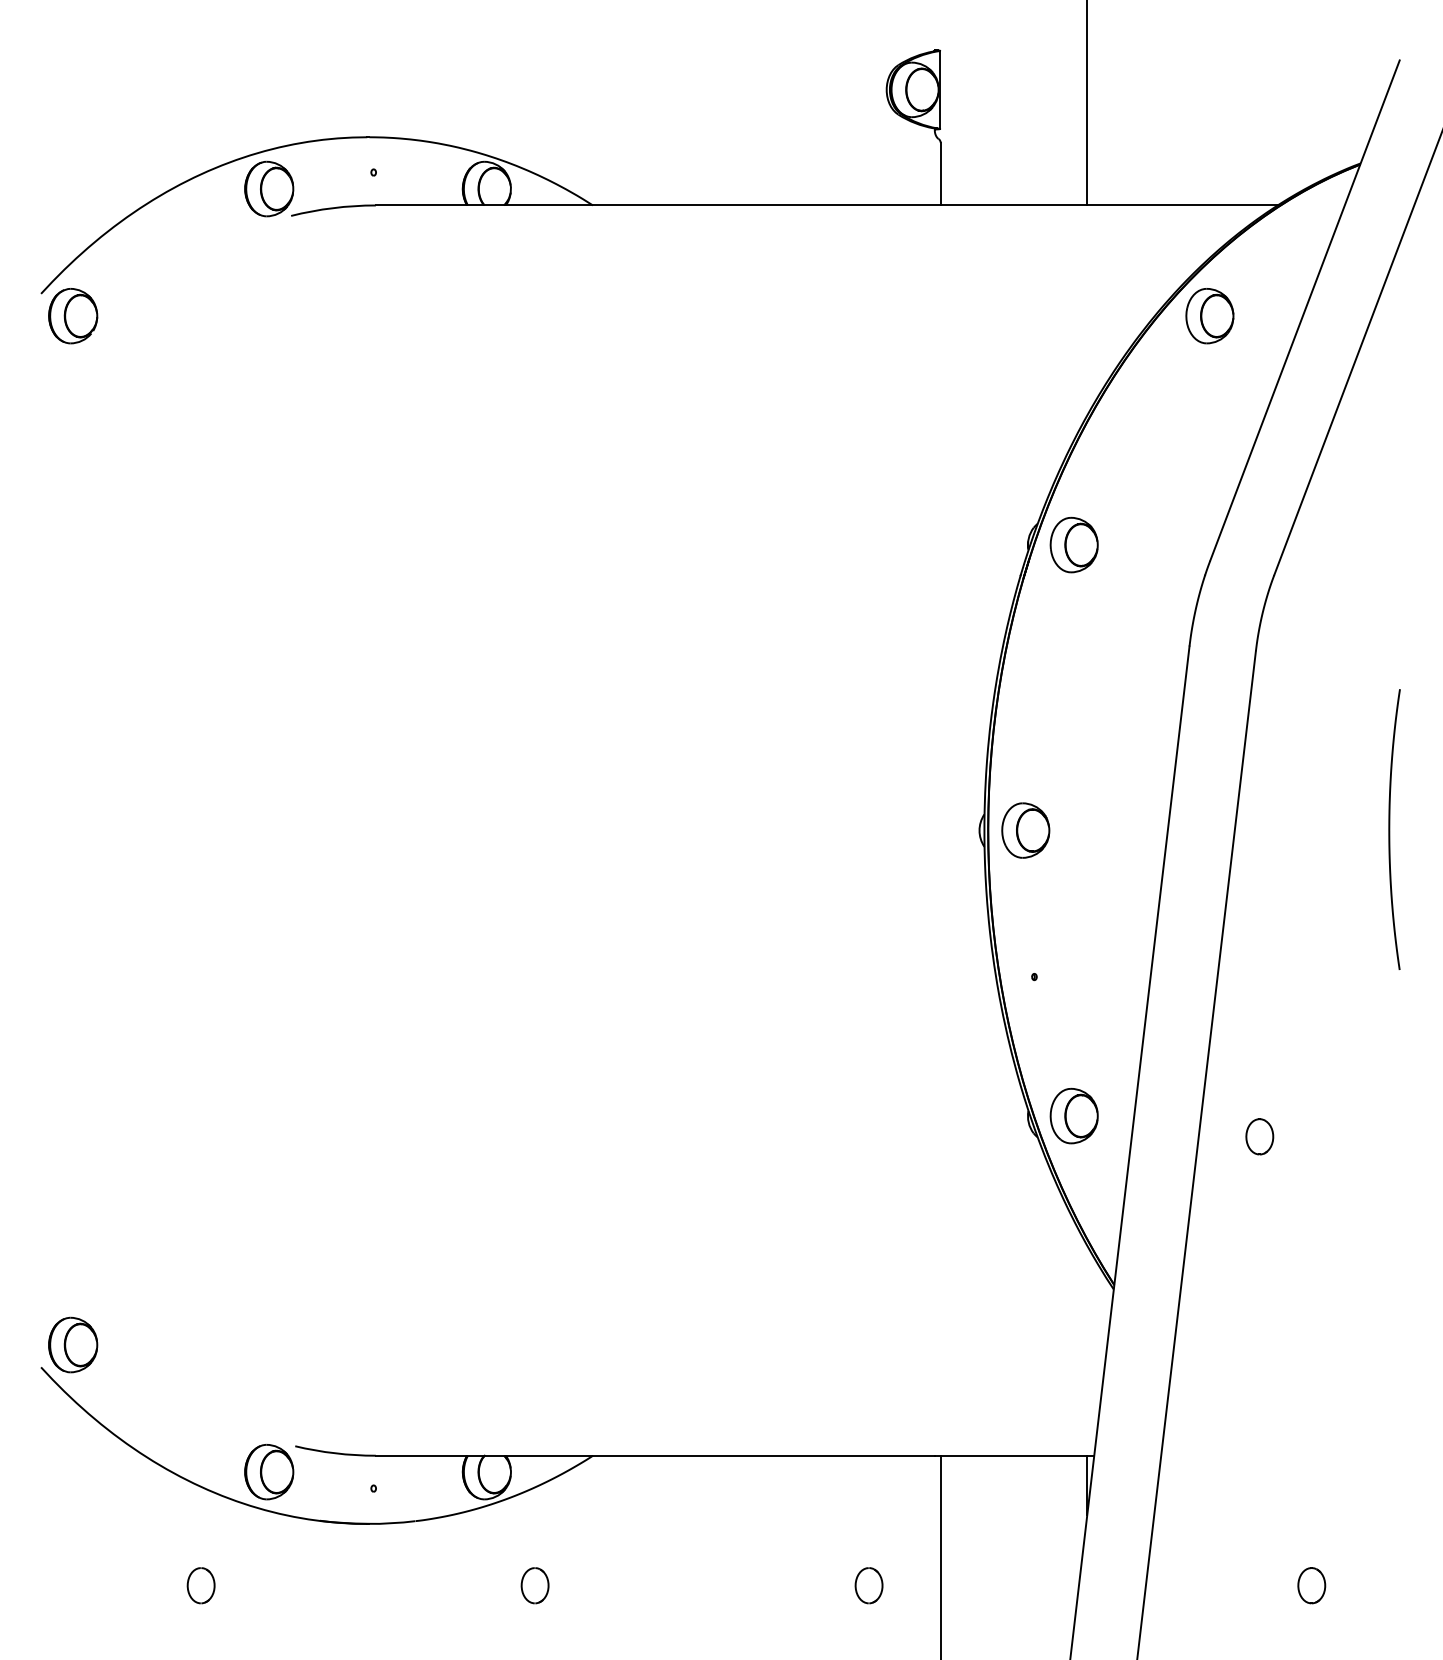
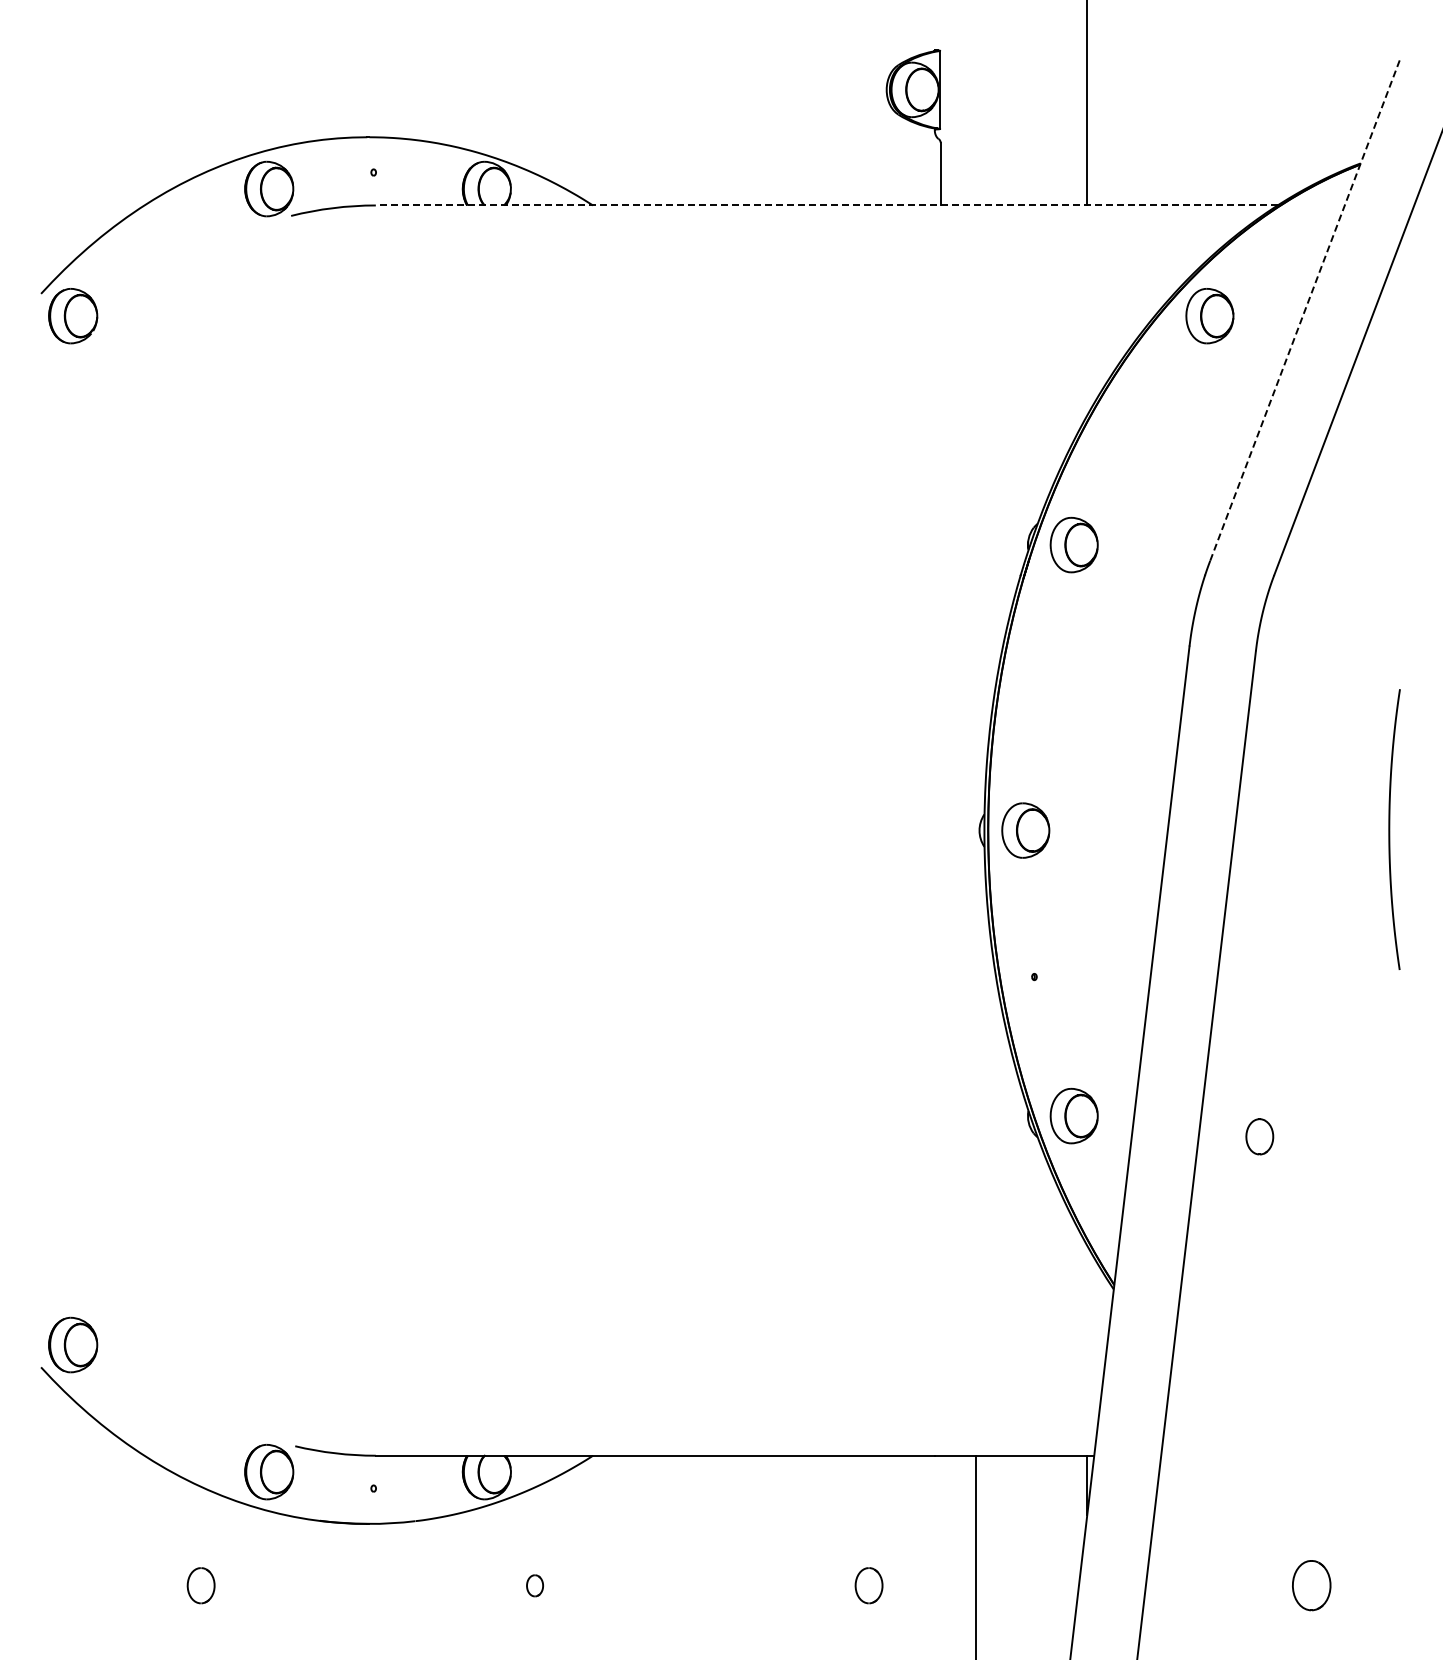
line: solid -> dashed (826, 205)
line: solid -> dashed (1304, 310)
line position: (940, 1555) -> (975, 1555) (975, 1555)
part size: 30x38 px -> 18x24 px (534, 1585)
part size: 30x38 px -> 40x52 px (1311, 1585)
